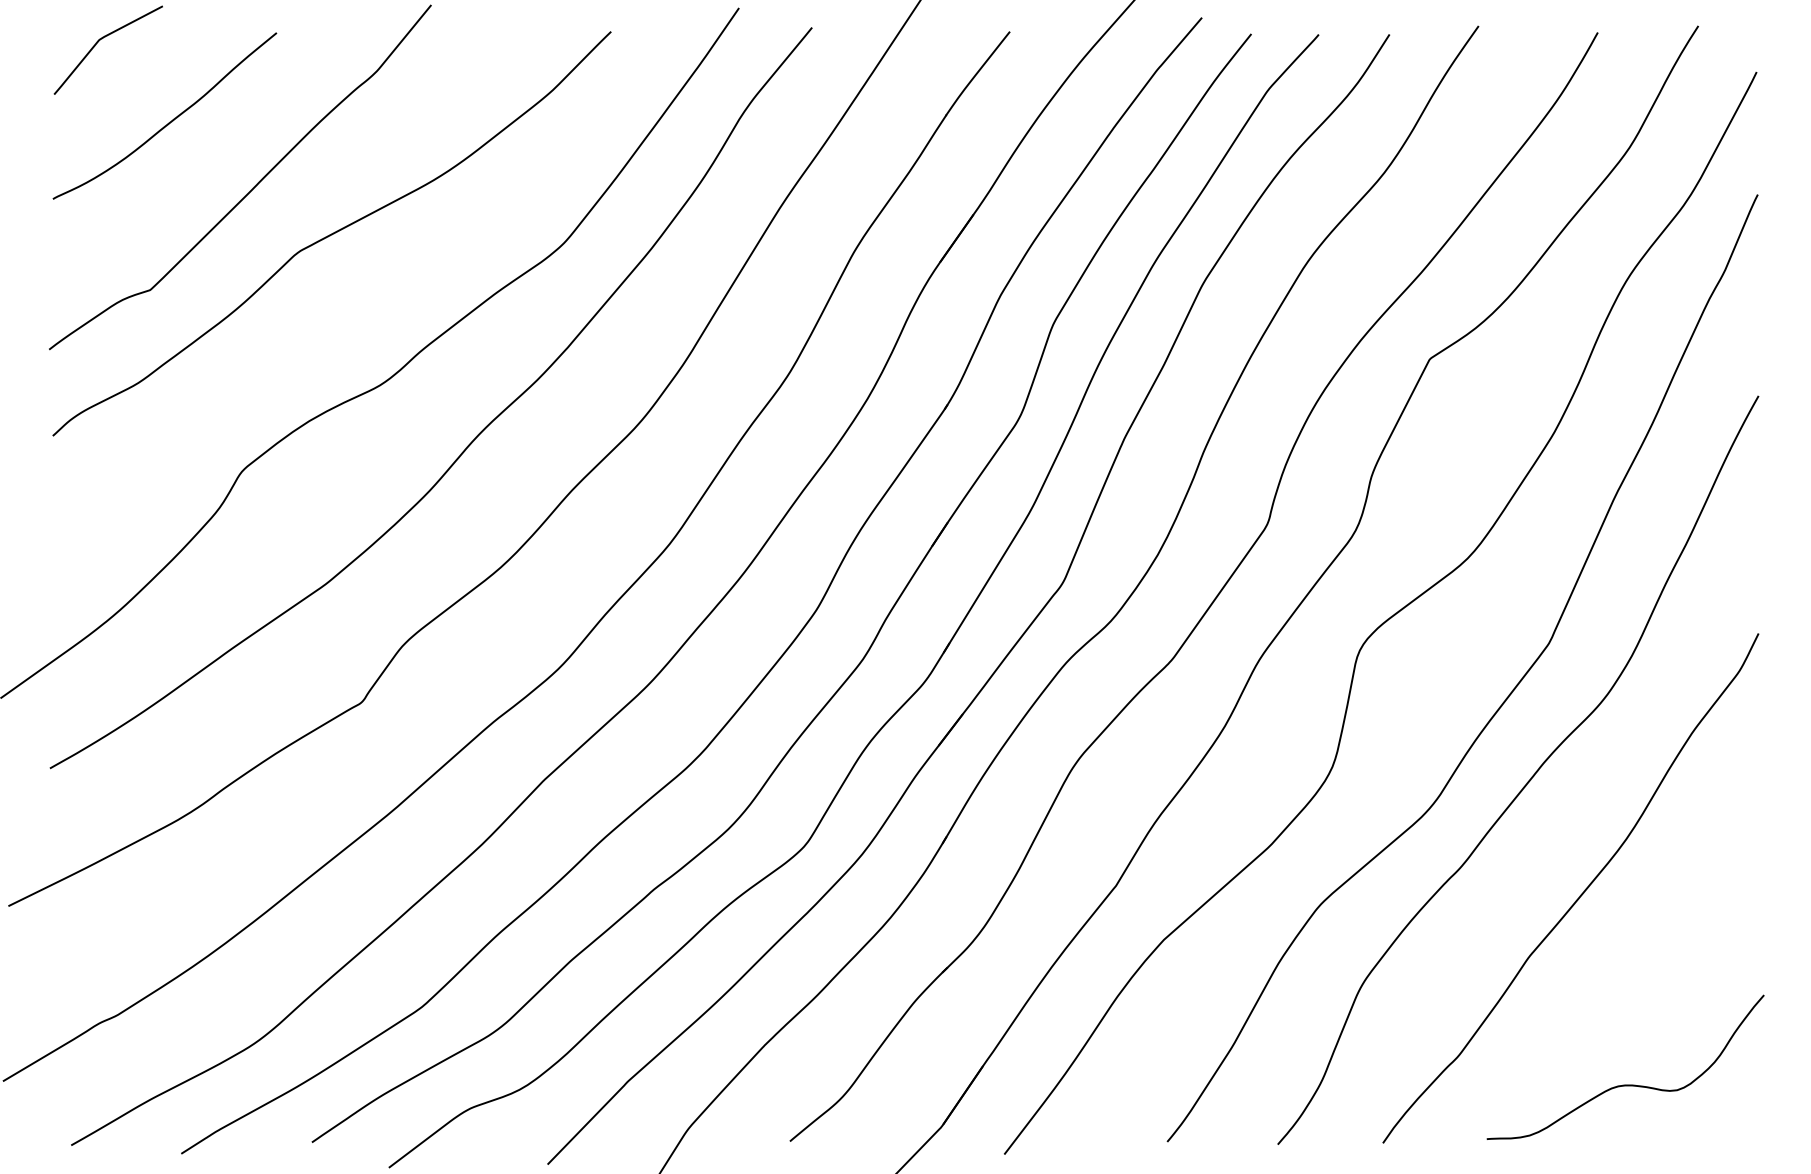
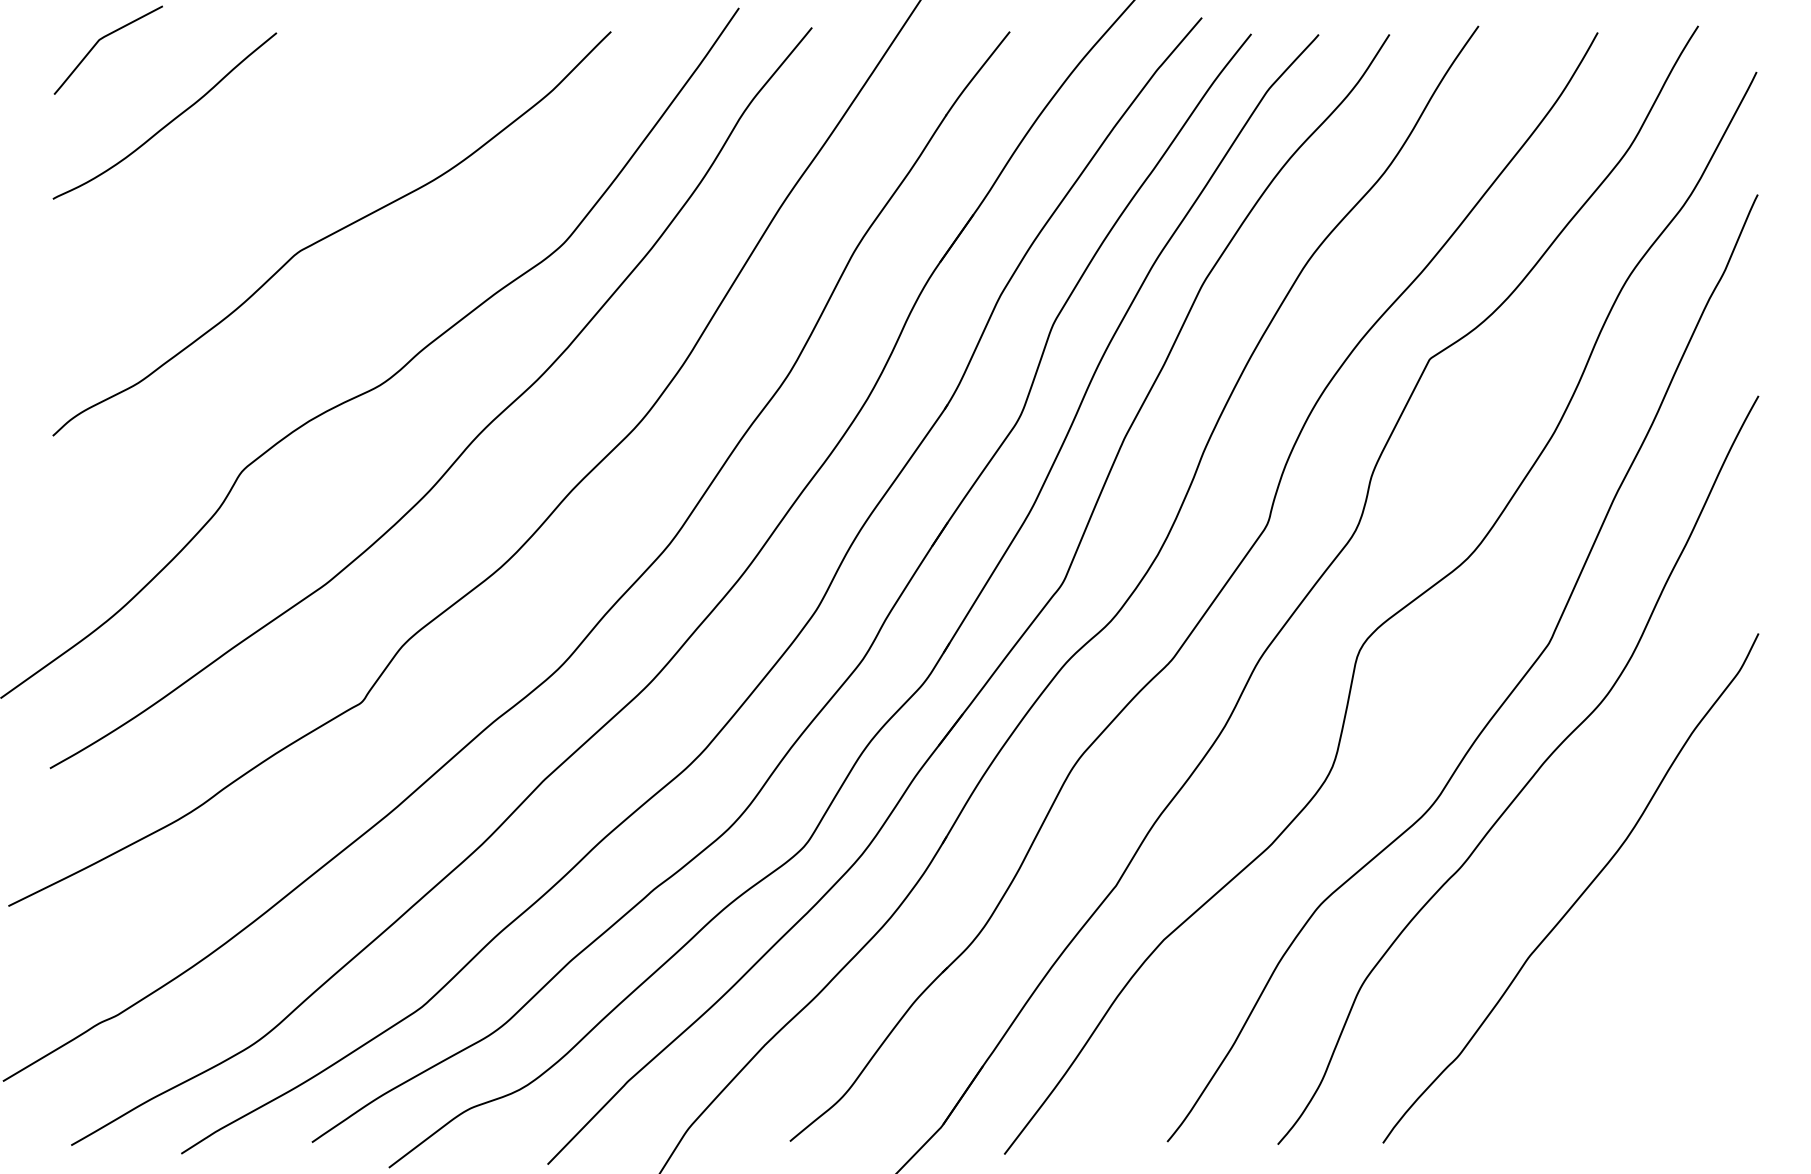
curve: present -> none (252, 188)
curve: present -> none (1625, 1084)
